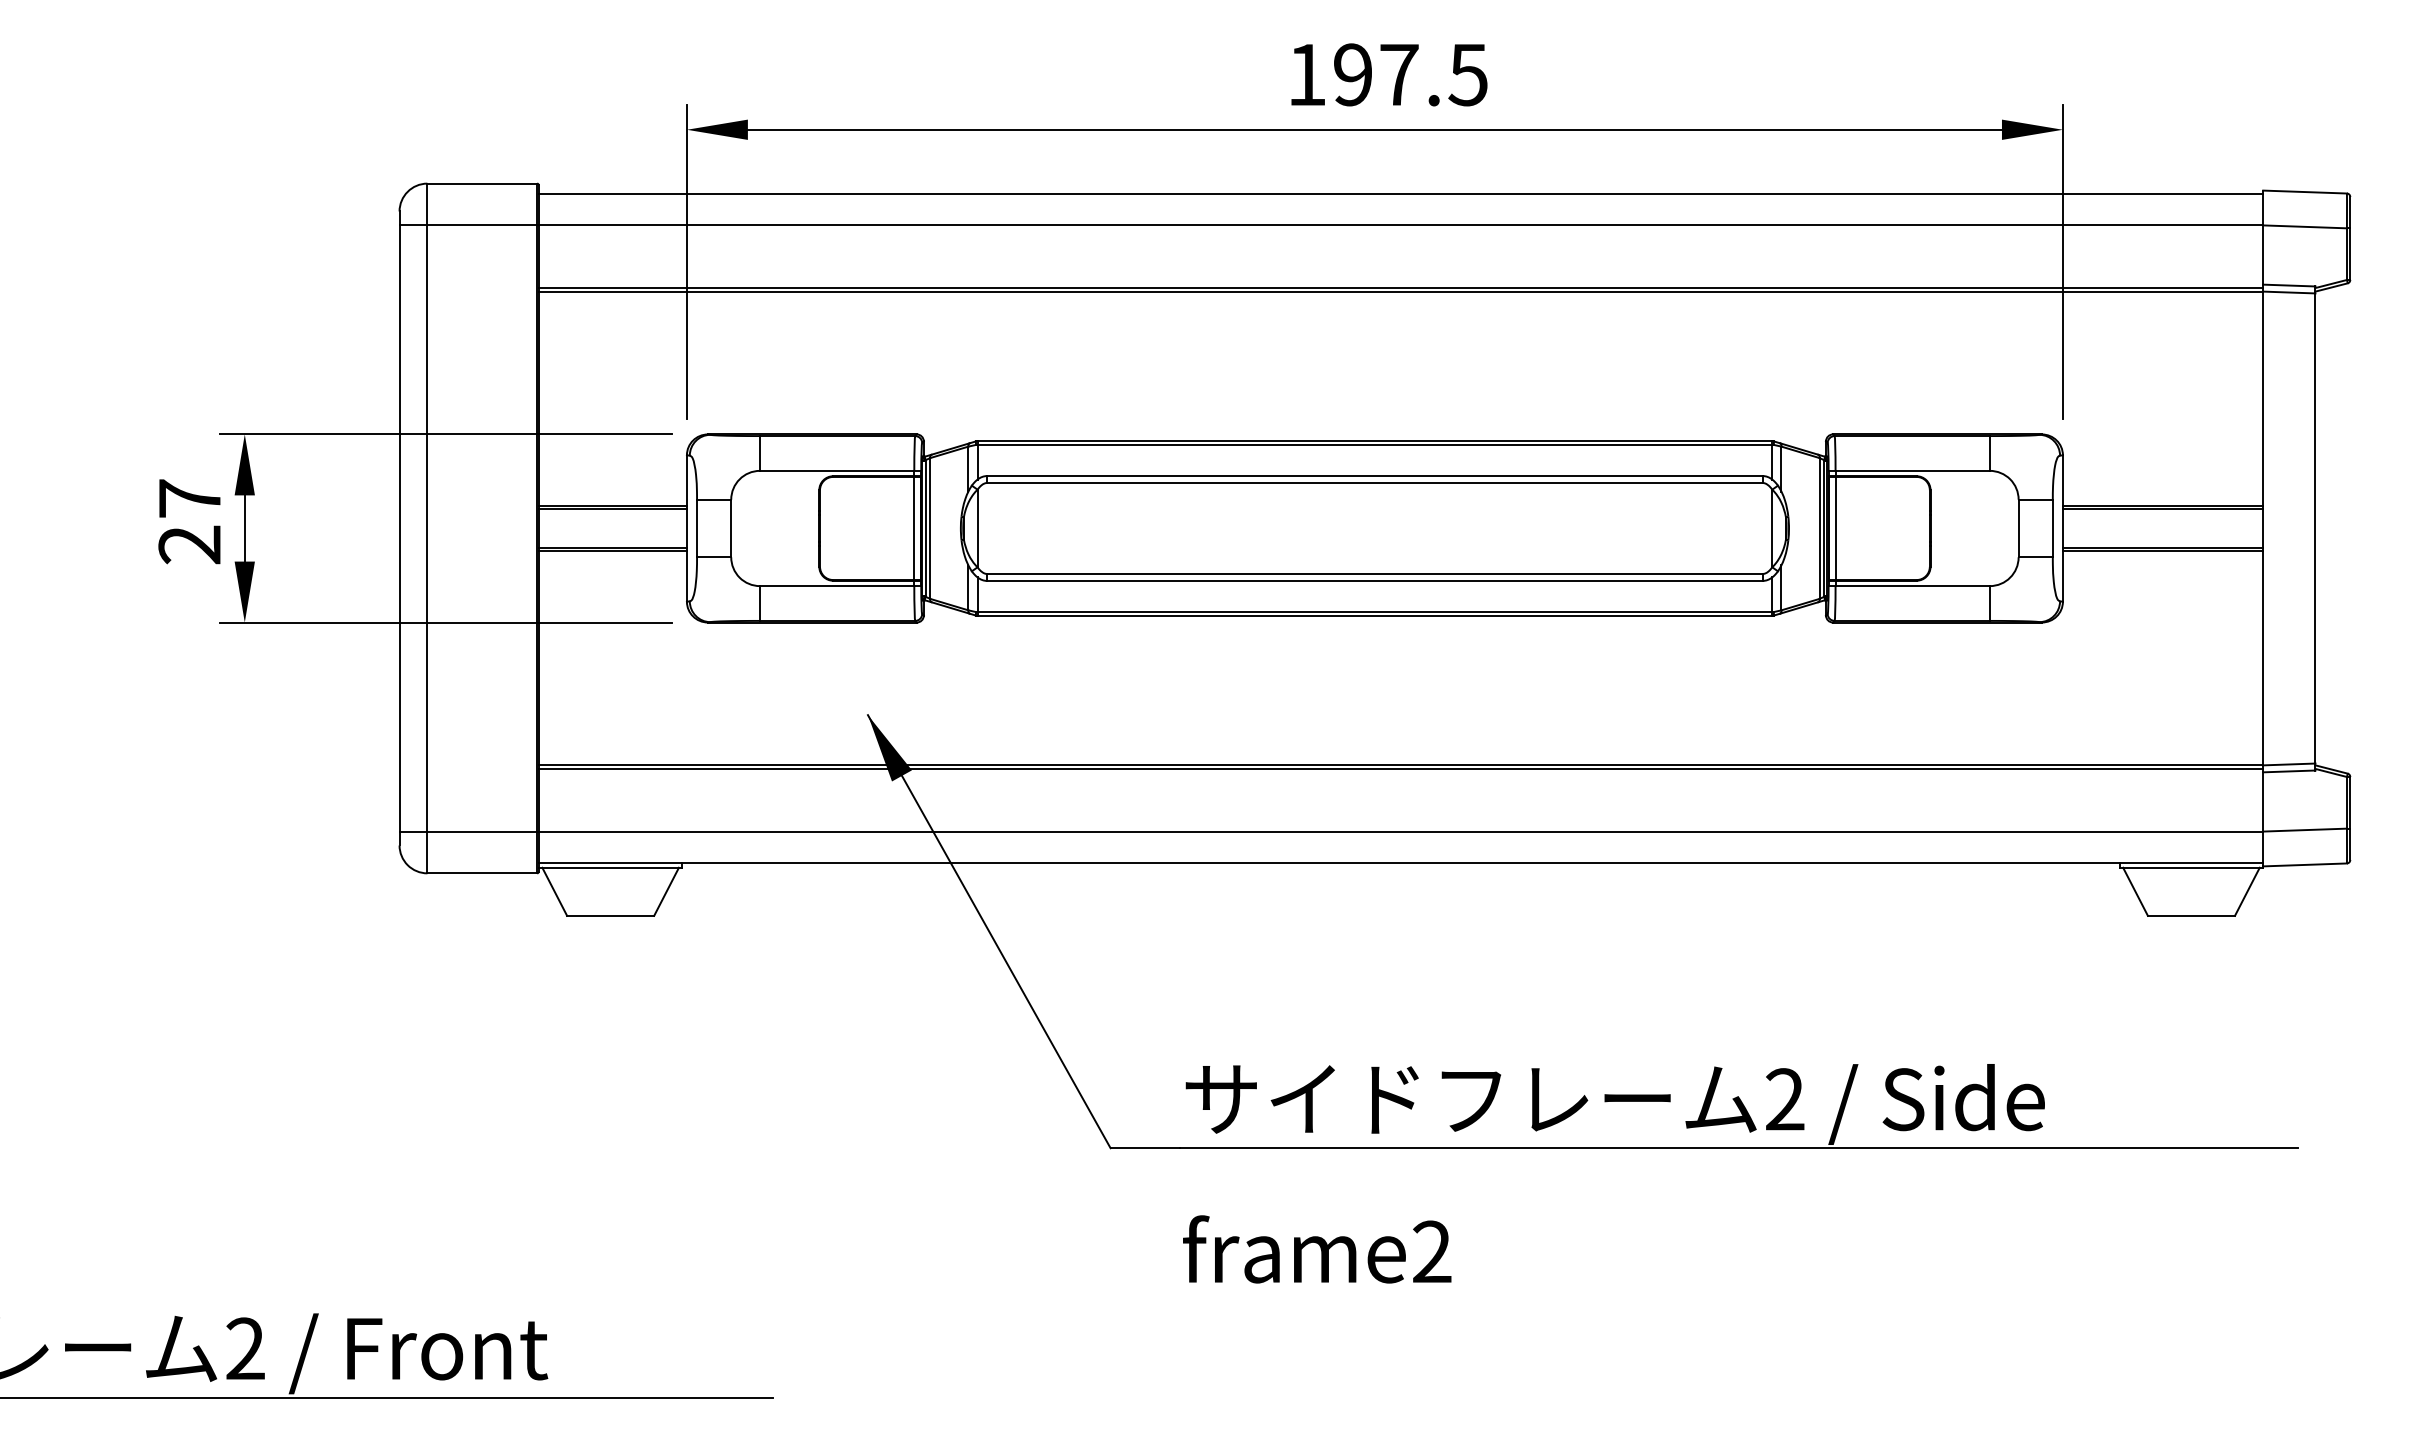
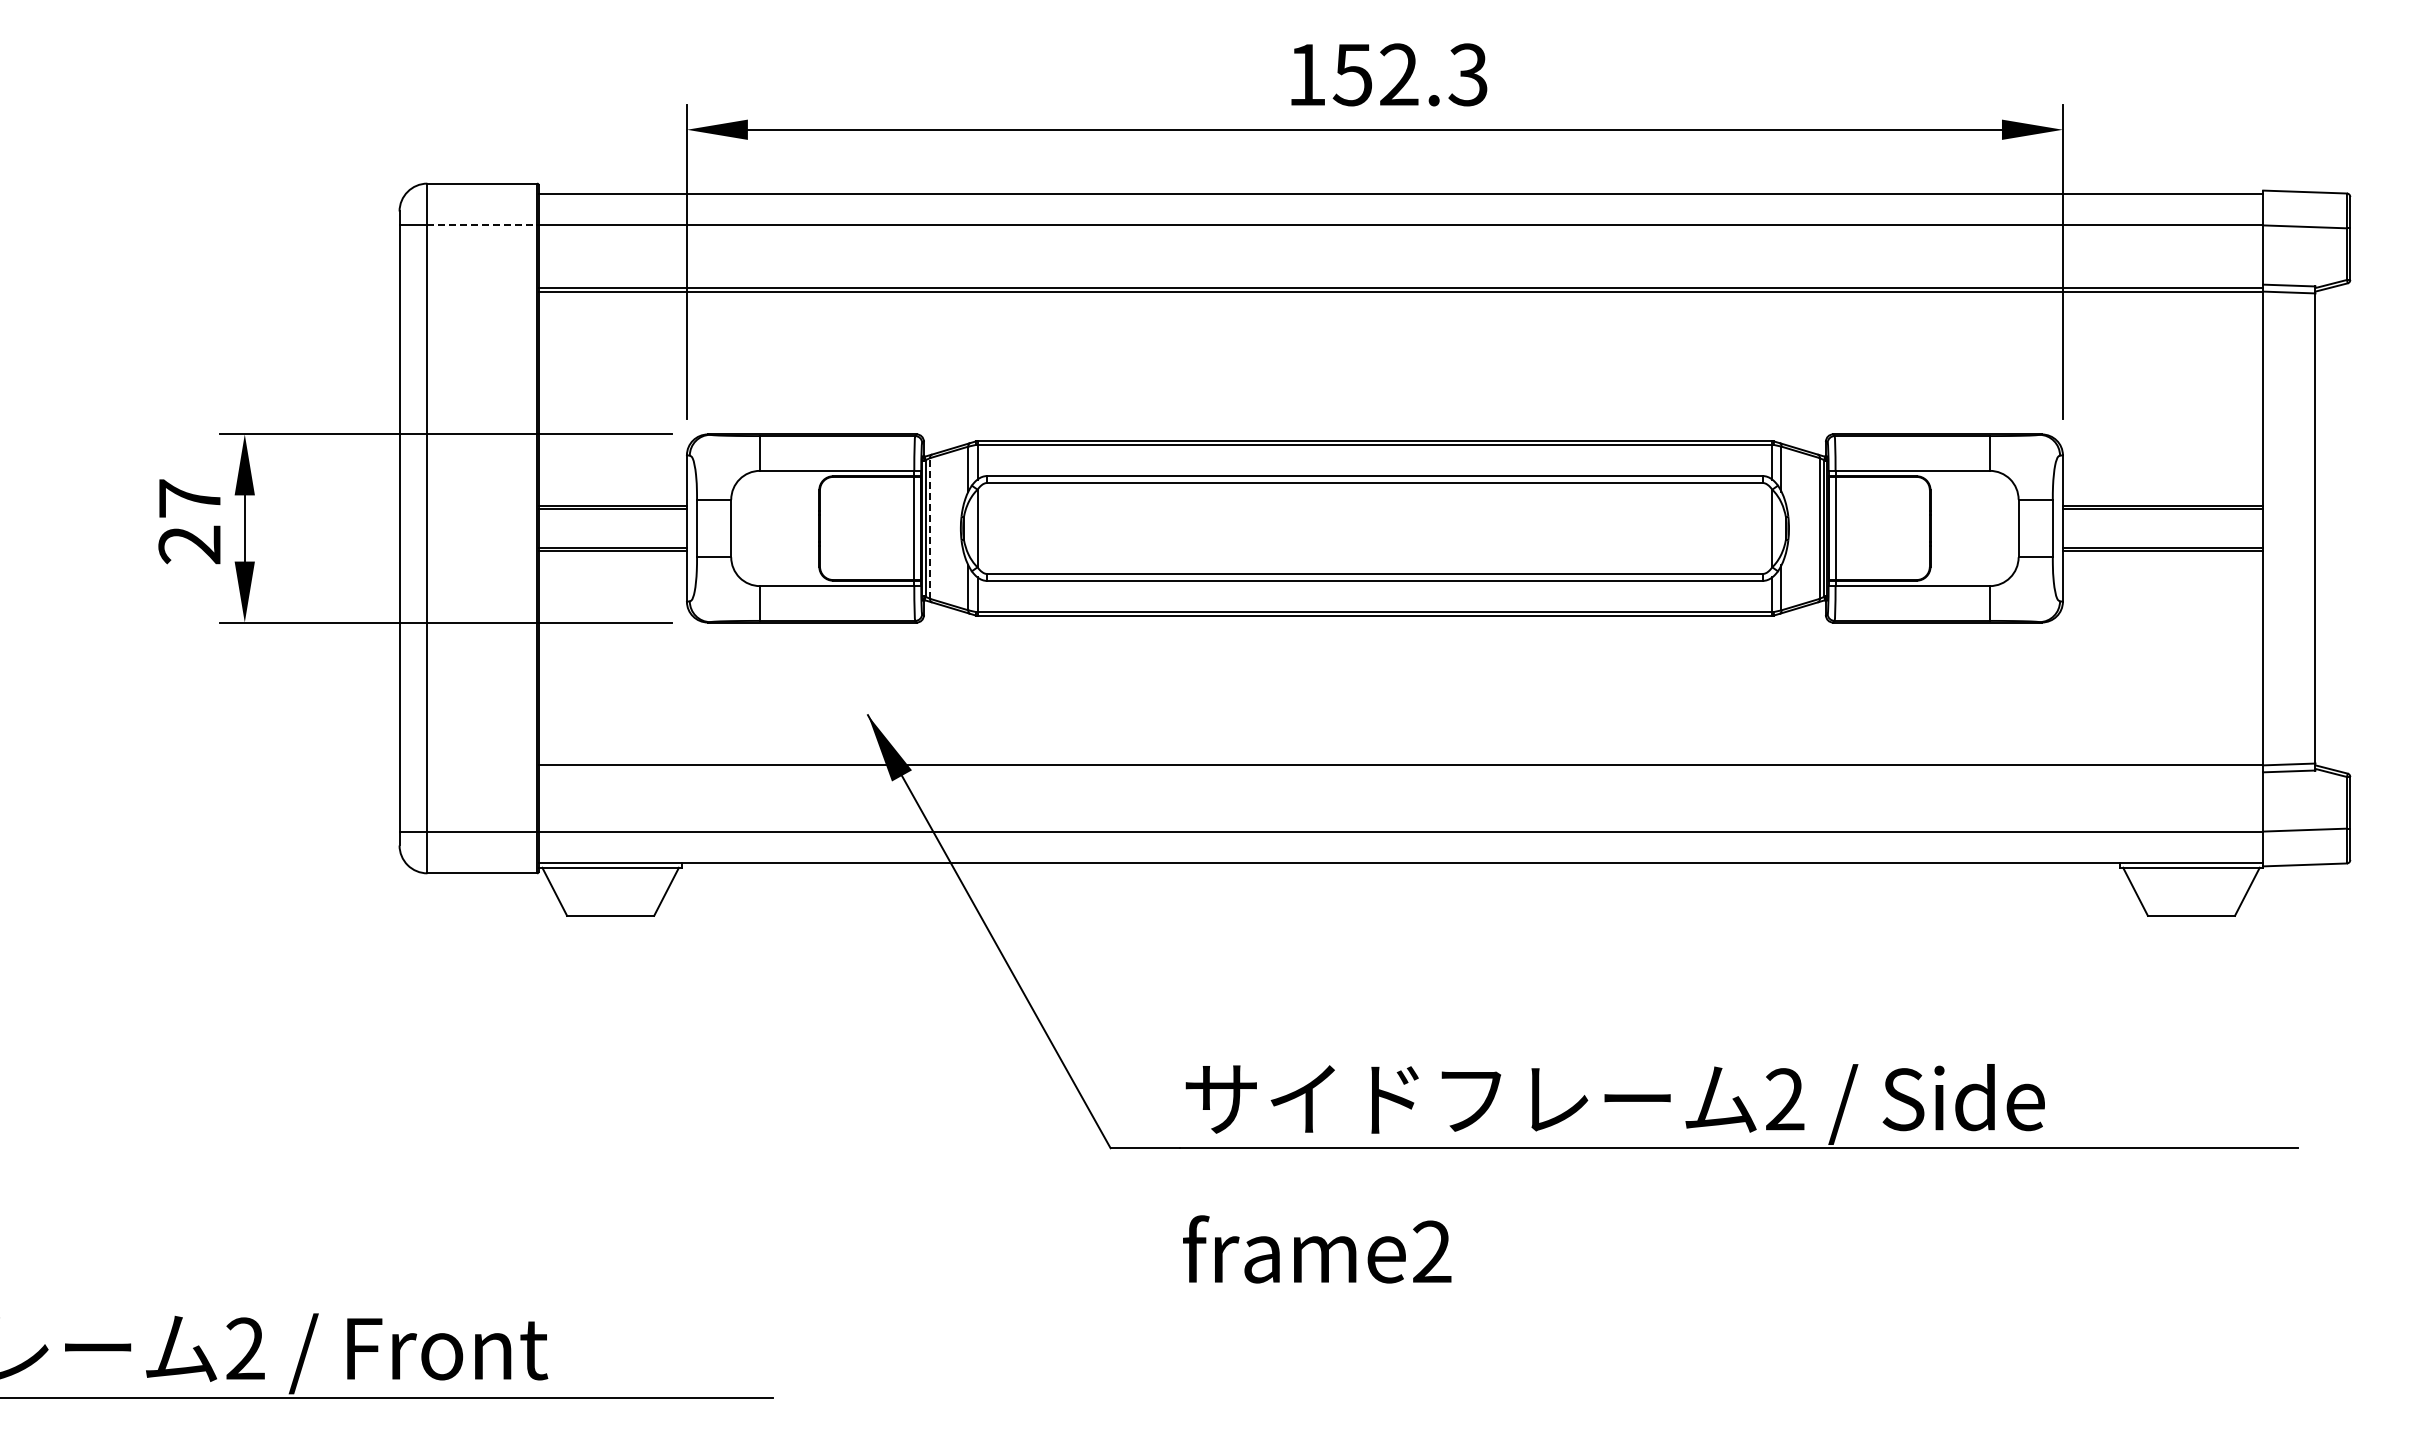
text: 197.5 -> 152.3 (1409, 74)
line: solid -> dashed (482, 225)
line: solid -> dashed (930, 527)
line: present -> none (1400, 768)
